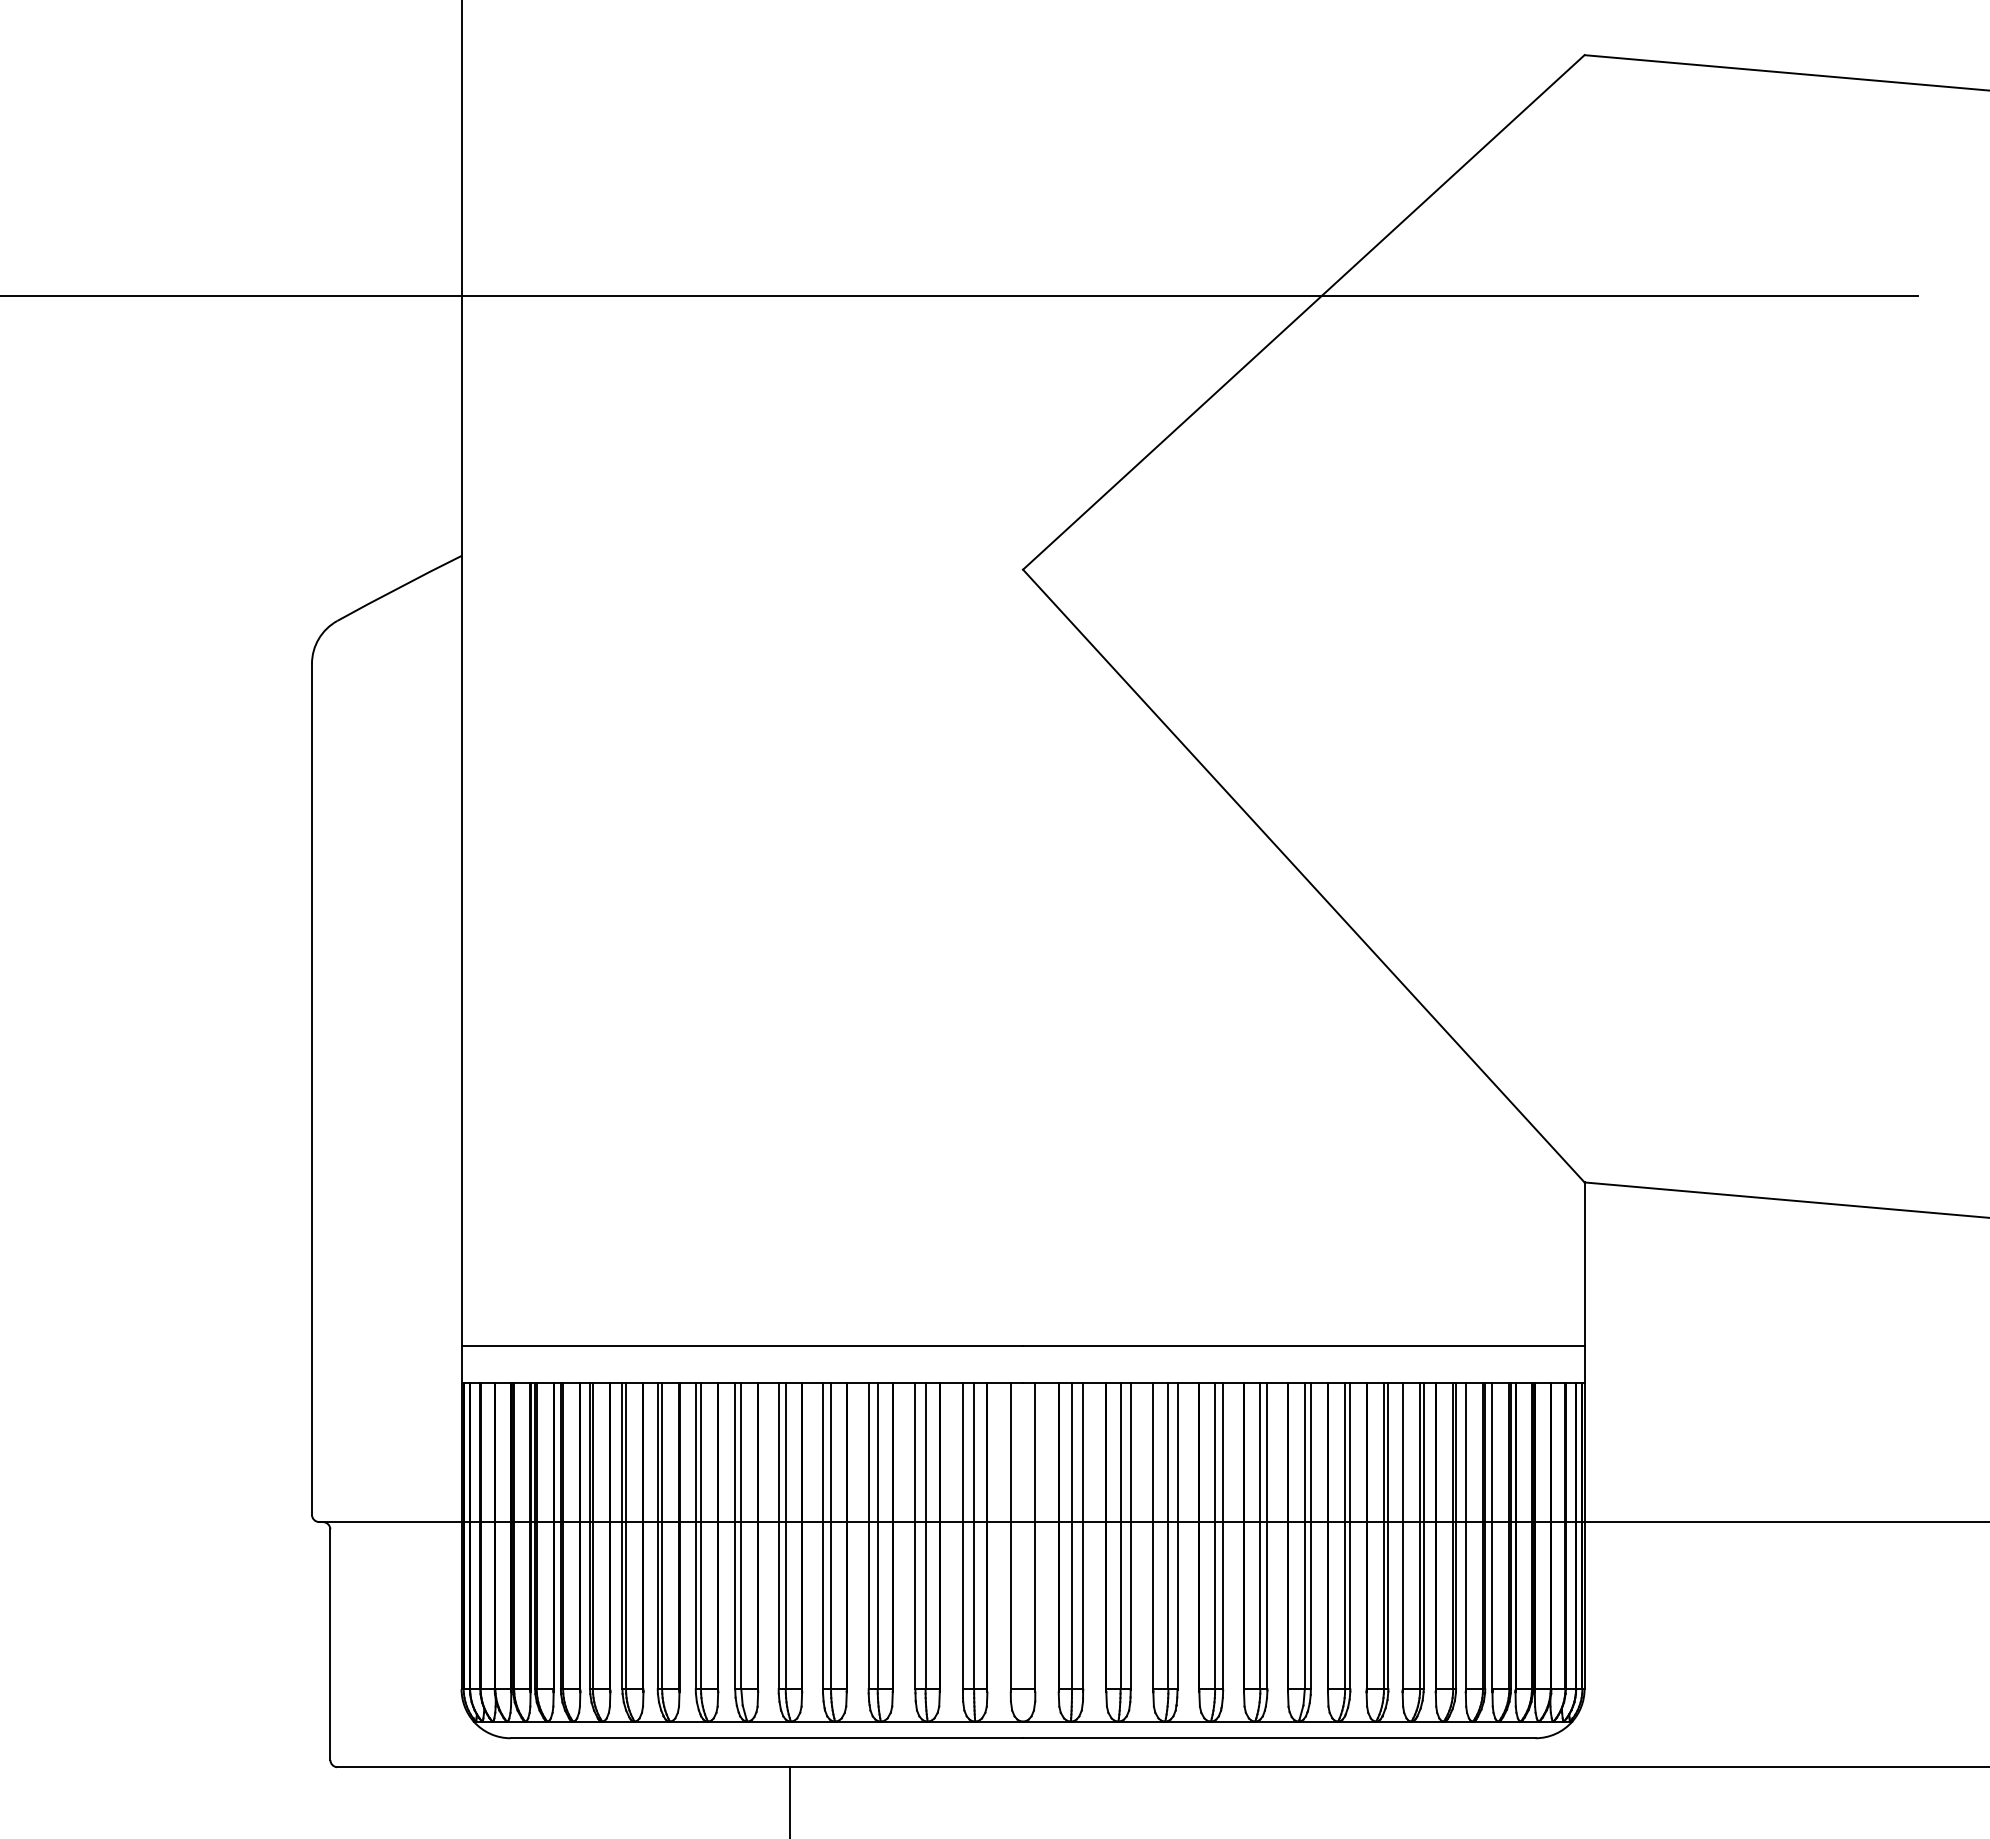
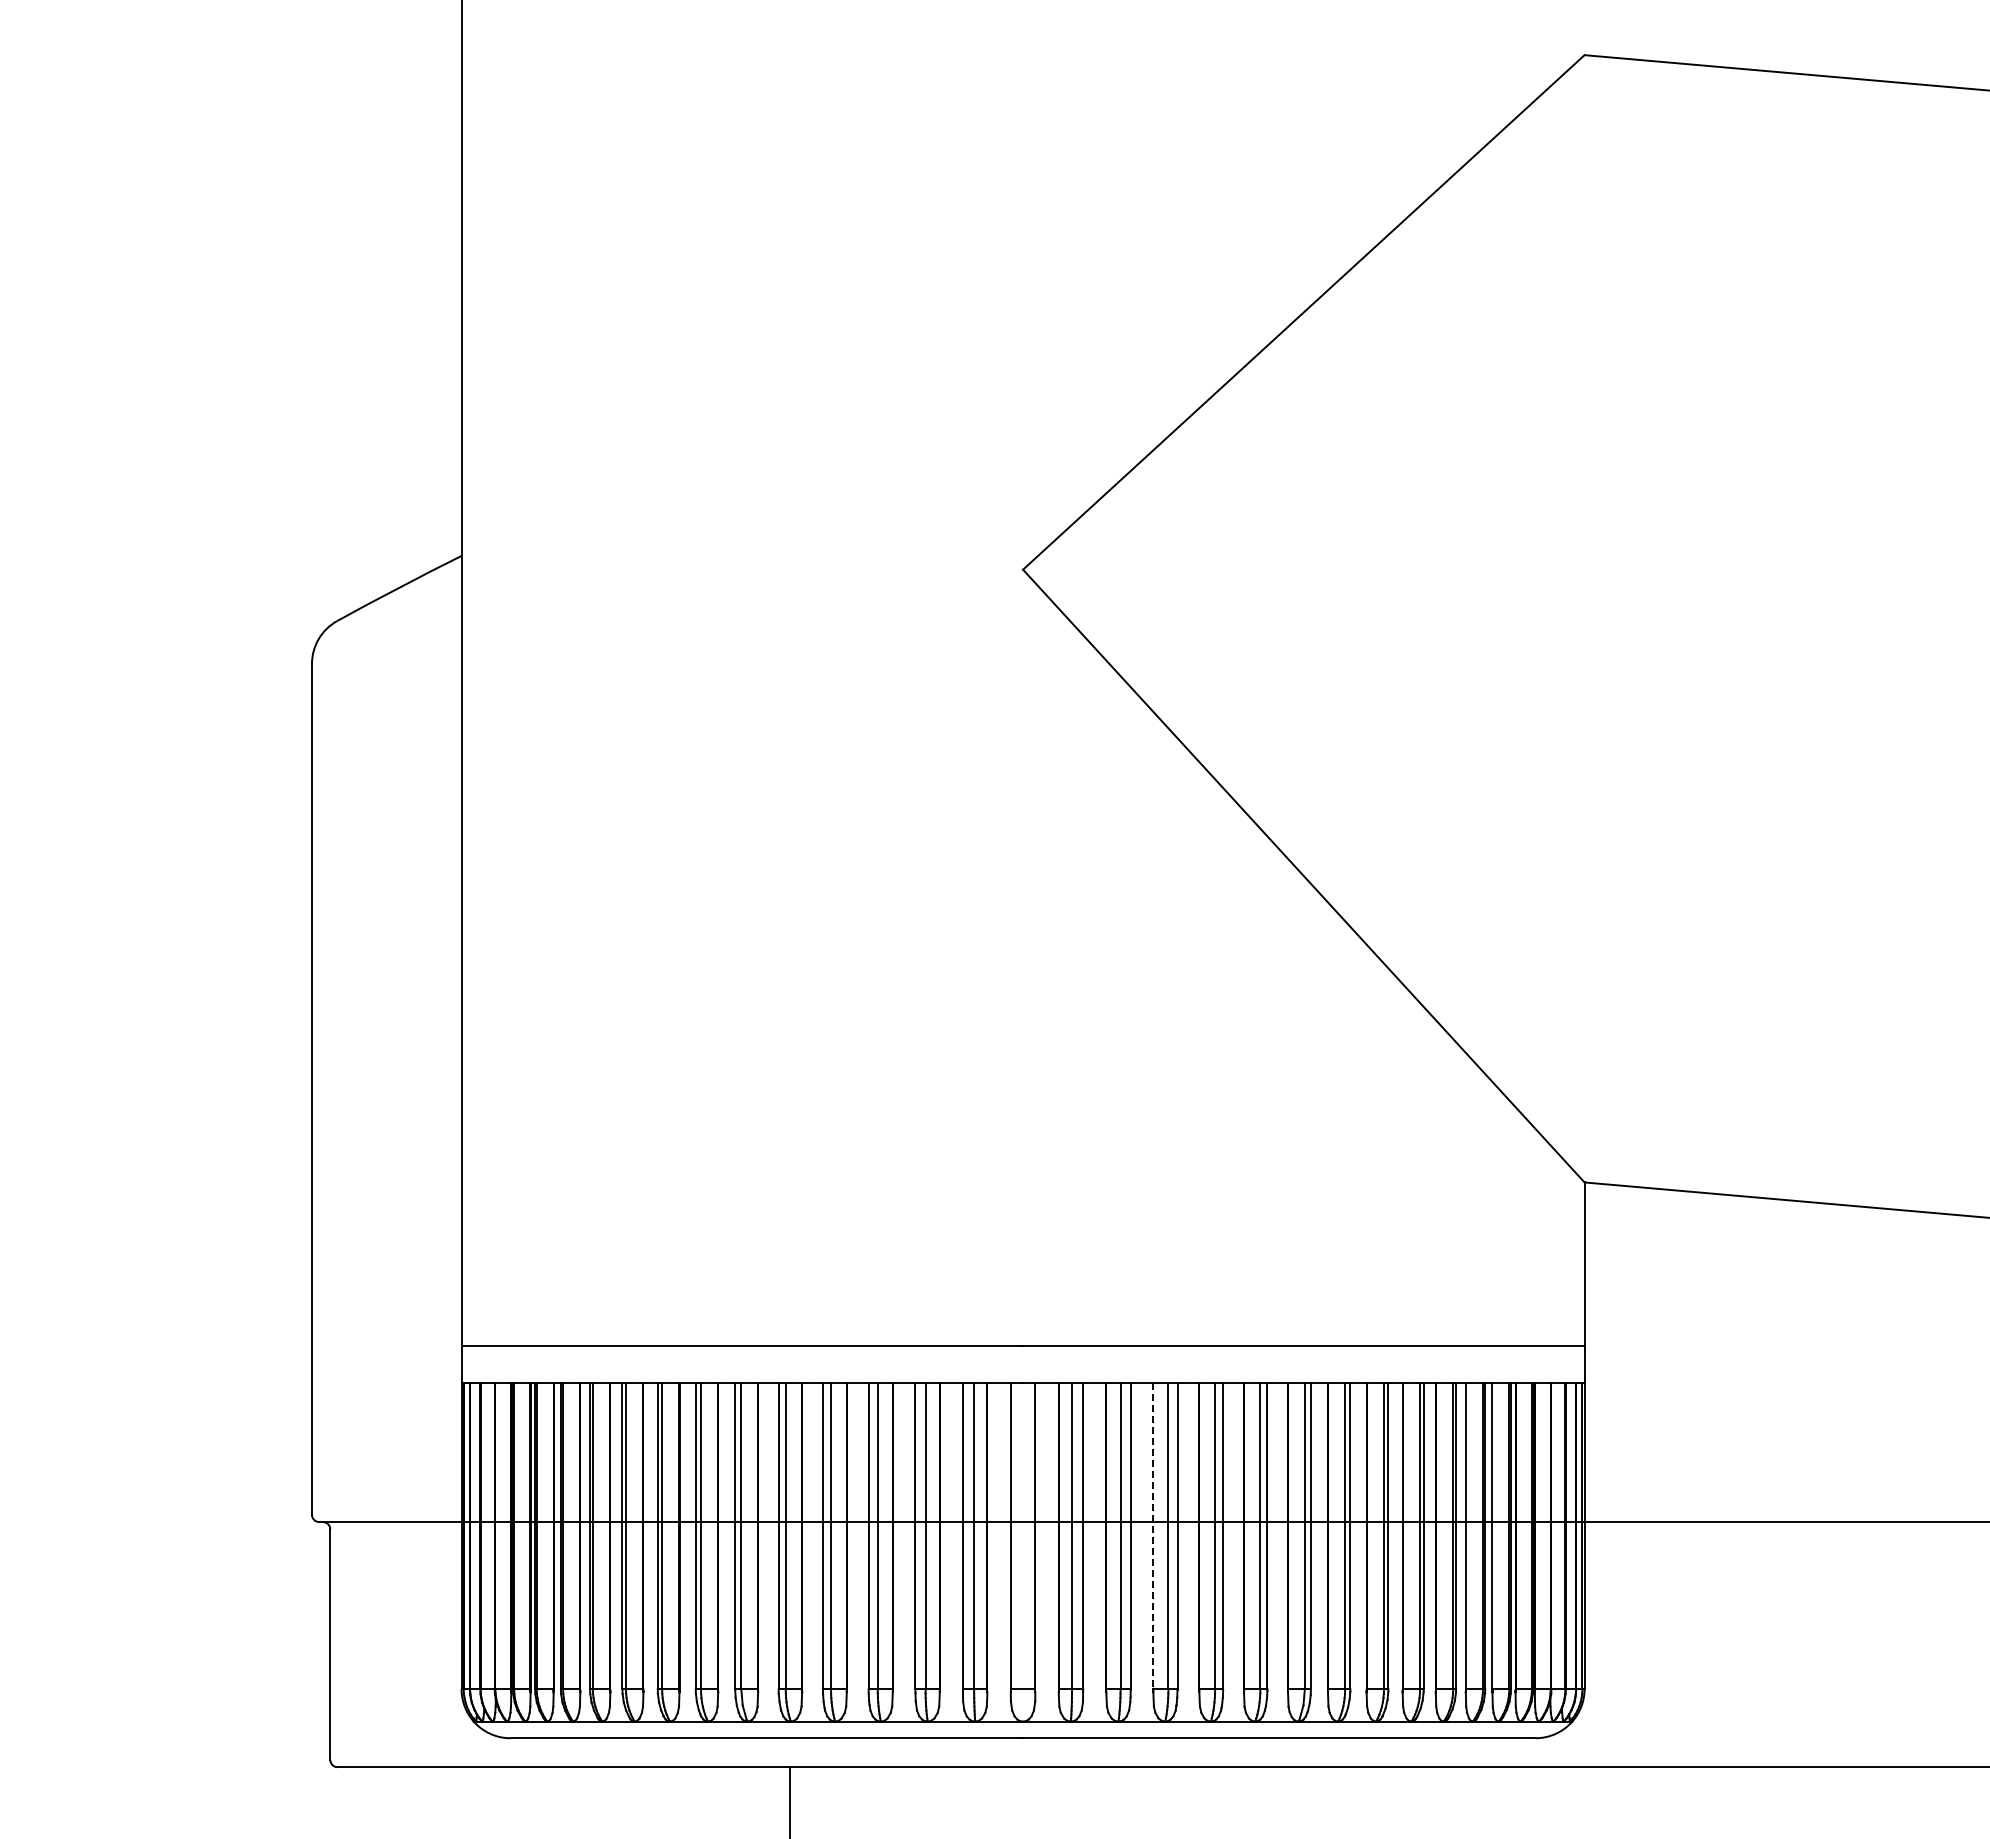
line: present -> none (960, 296)
line: solid -> dashed (1153, 1537)
